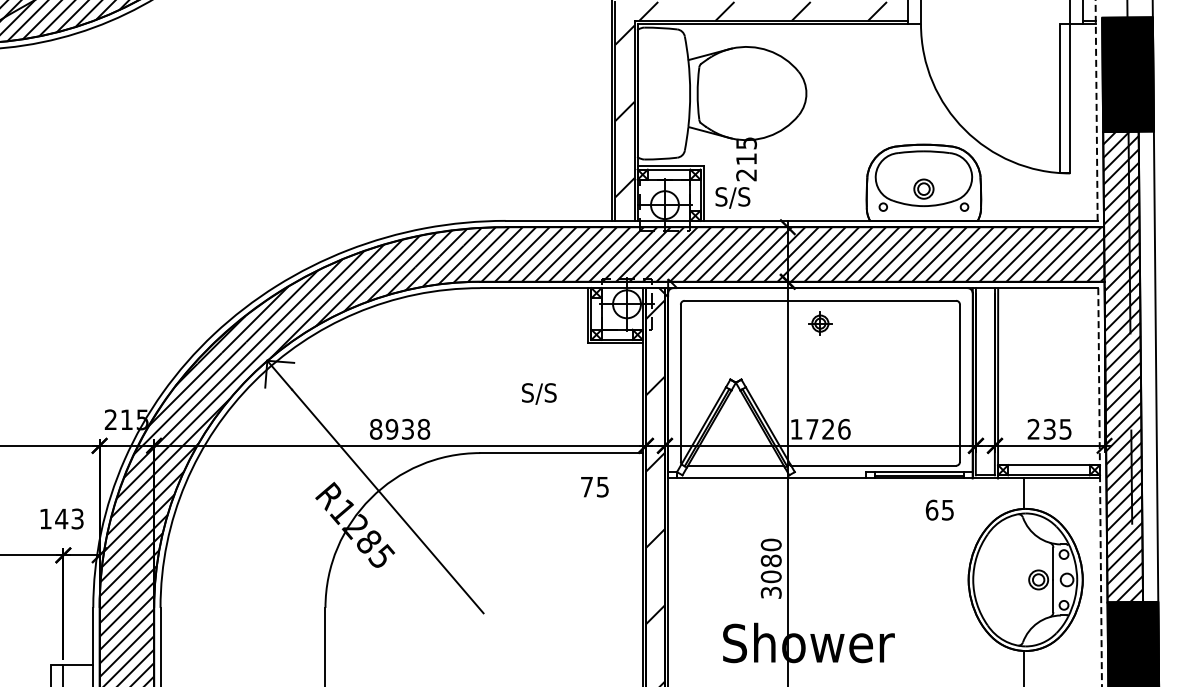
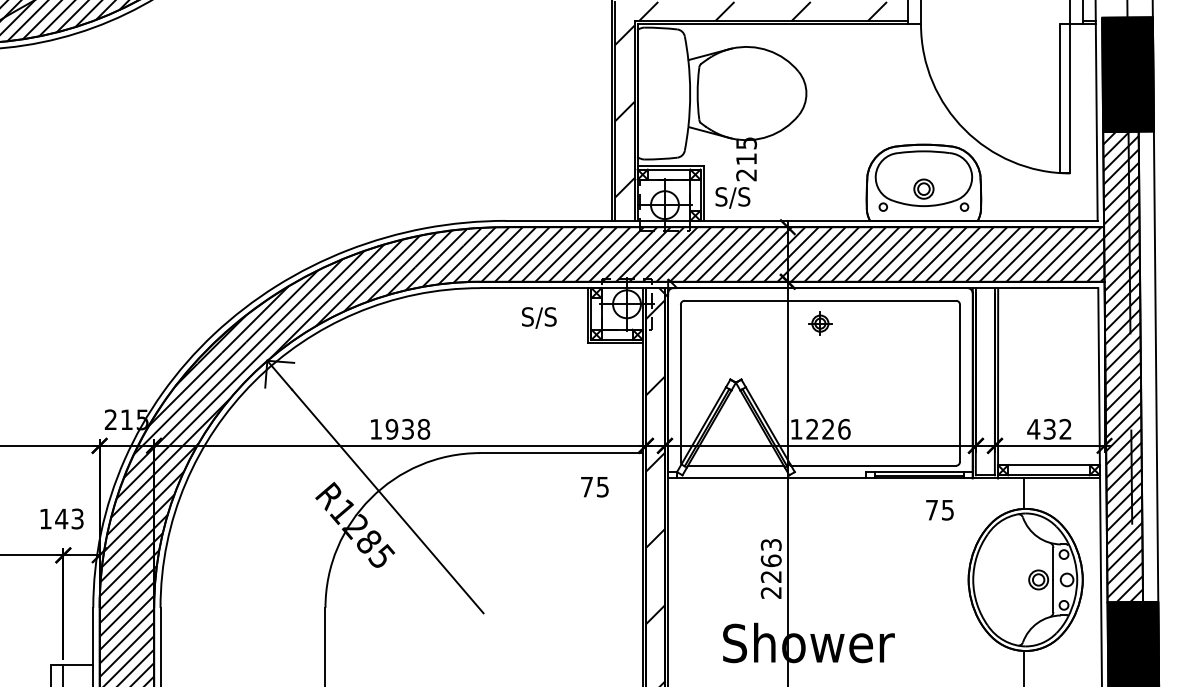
line: dashed -> solid (1096, 109)
text position: (539, 393) -> (539, 317) (539, 317)
text: 8938 -> 1938 (376, 428)
text: 1726 -> 1226 (812, 428)
text: 235 -> 432 (1049, 428)
line: dashed -> solid (1100, 487)
text: 65 -> 75 (931, 509)
text: 3080 -> 2263 (770, 568)
